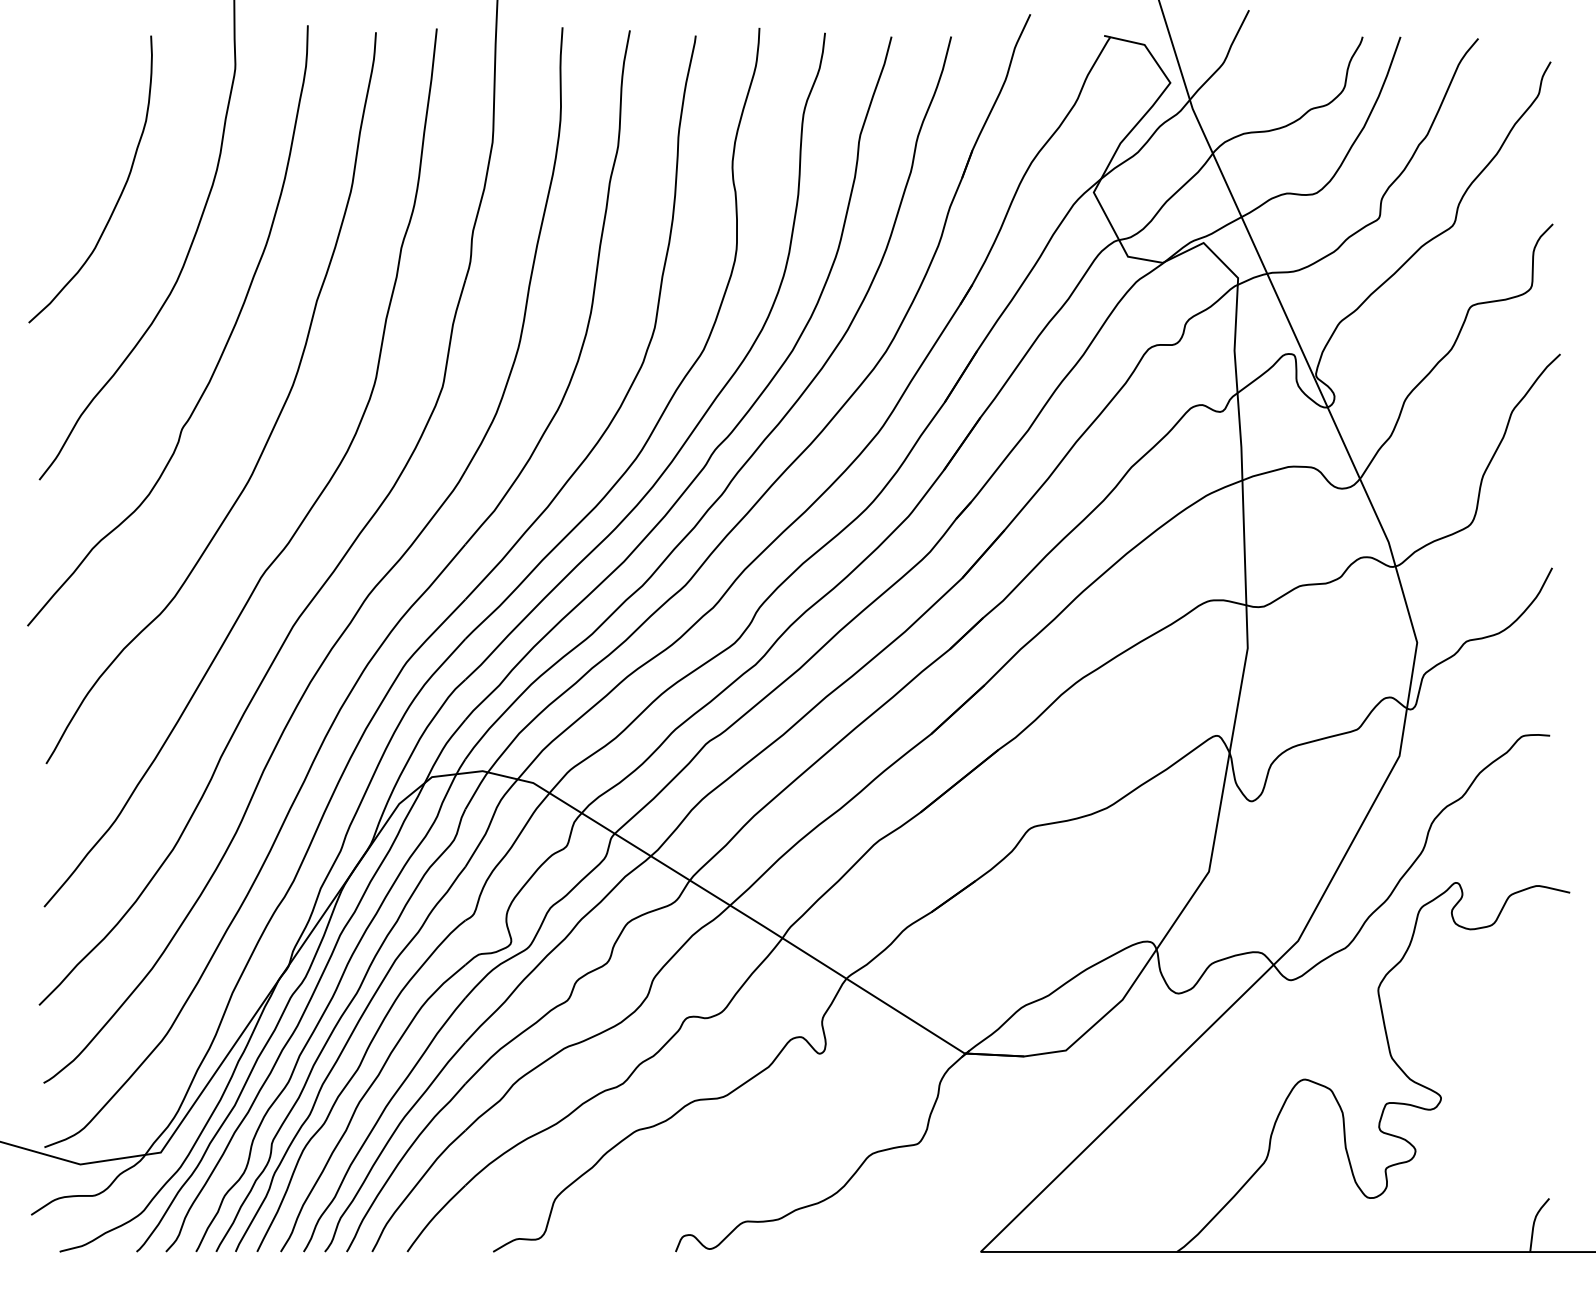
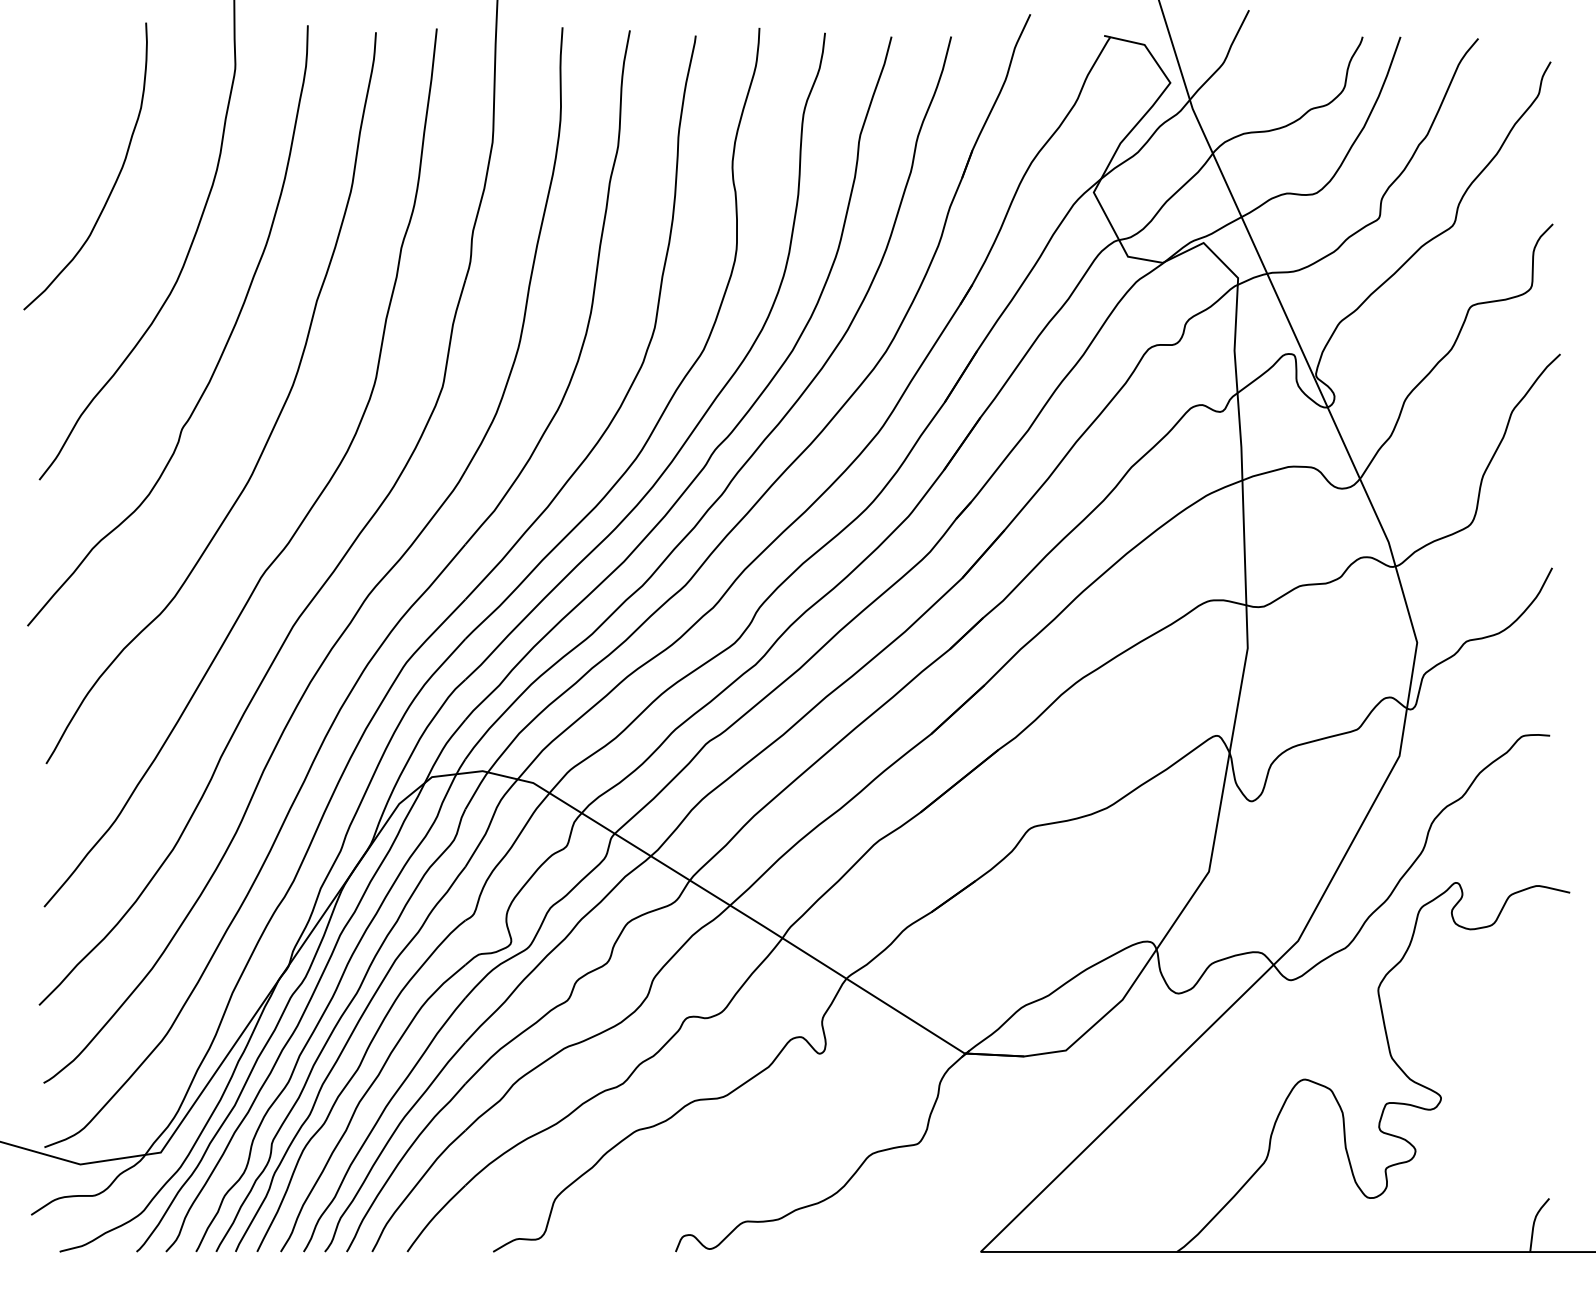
curve position: (120, 193) -> (115, 180) (115, 180)
